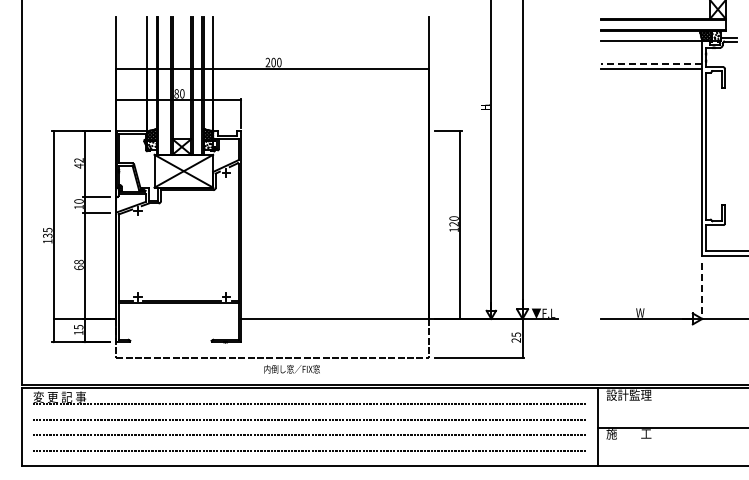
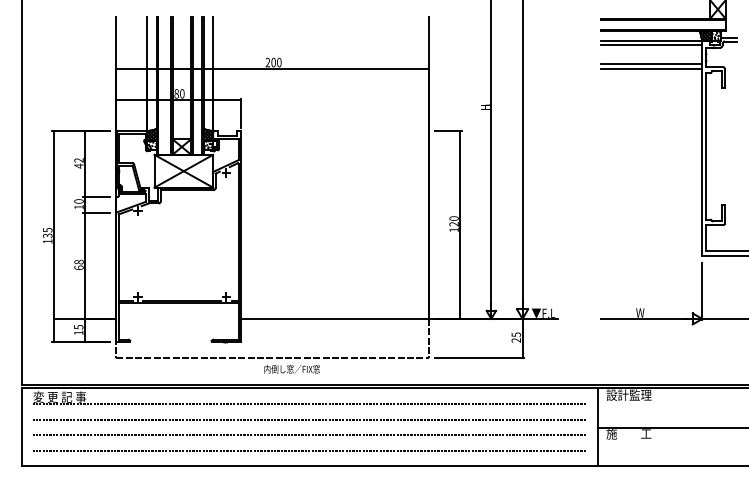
line: none -> present (651, 45)
line: dashed -> solid (651, 64)
line: dashed -> solid (702, 291)
